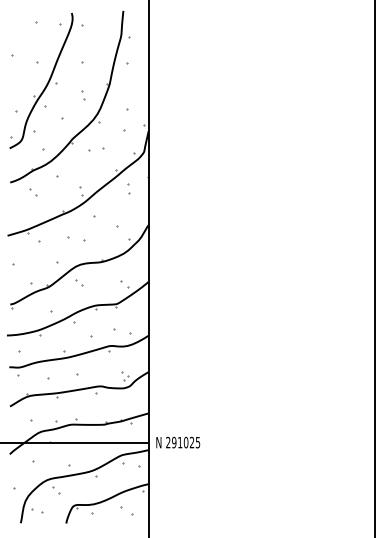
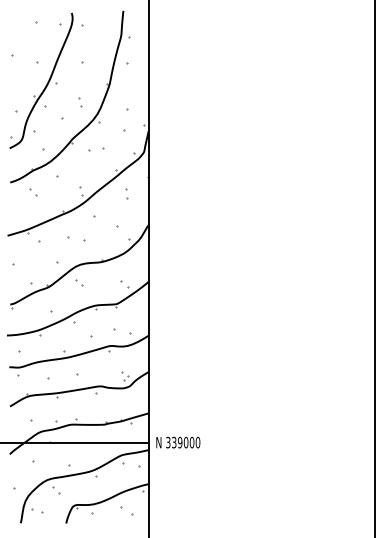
part position: (83, 95) -> (80, 102) (80, 102)
part position: (128, 188) -> (126, 193) (126, 193)
text: 291025 -> 339000 (183, 442)
